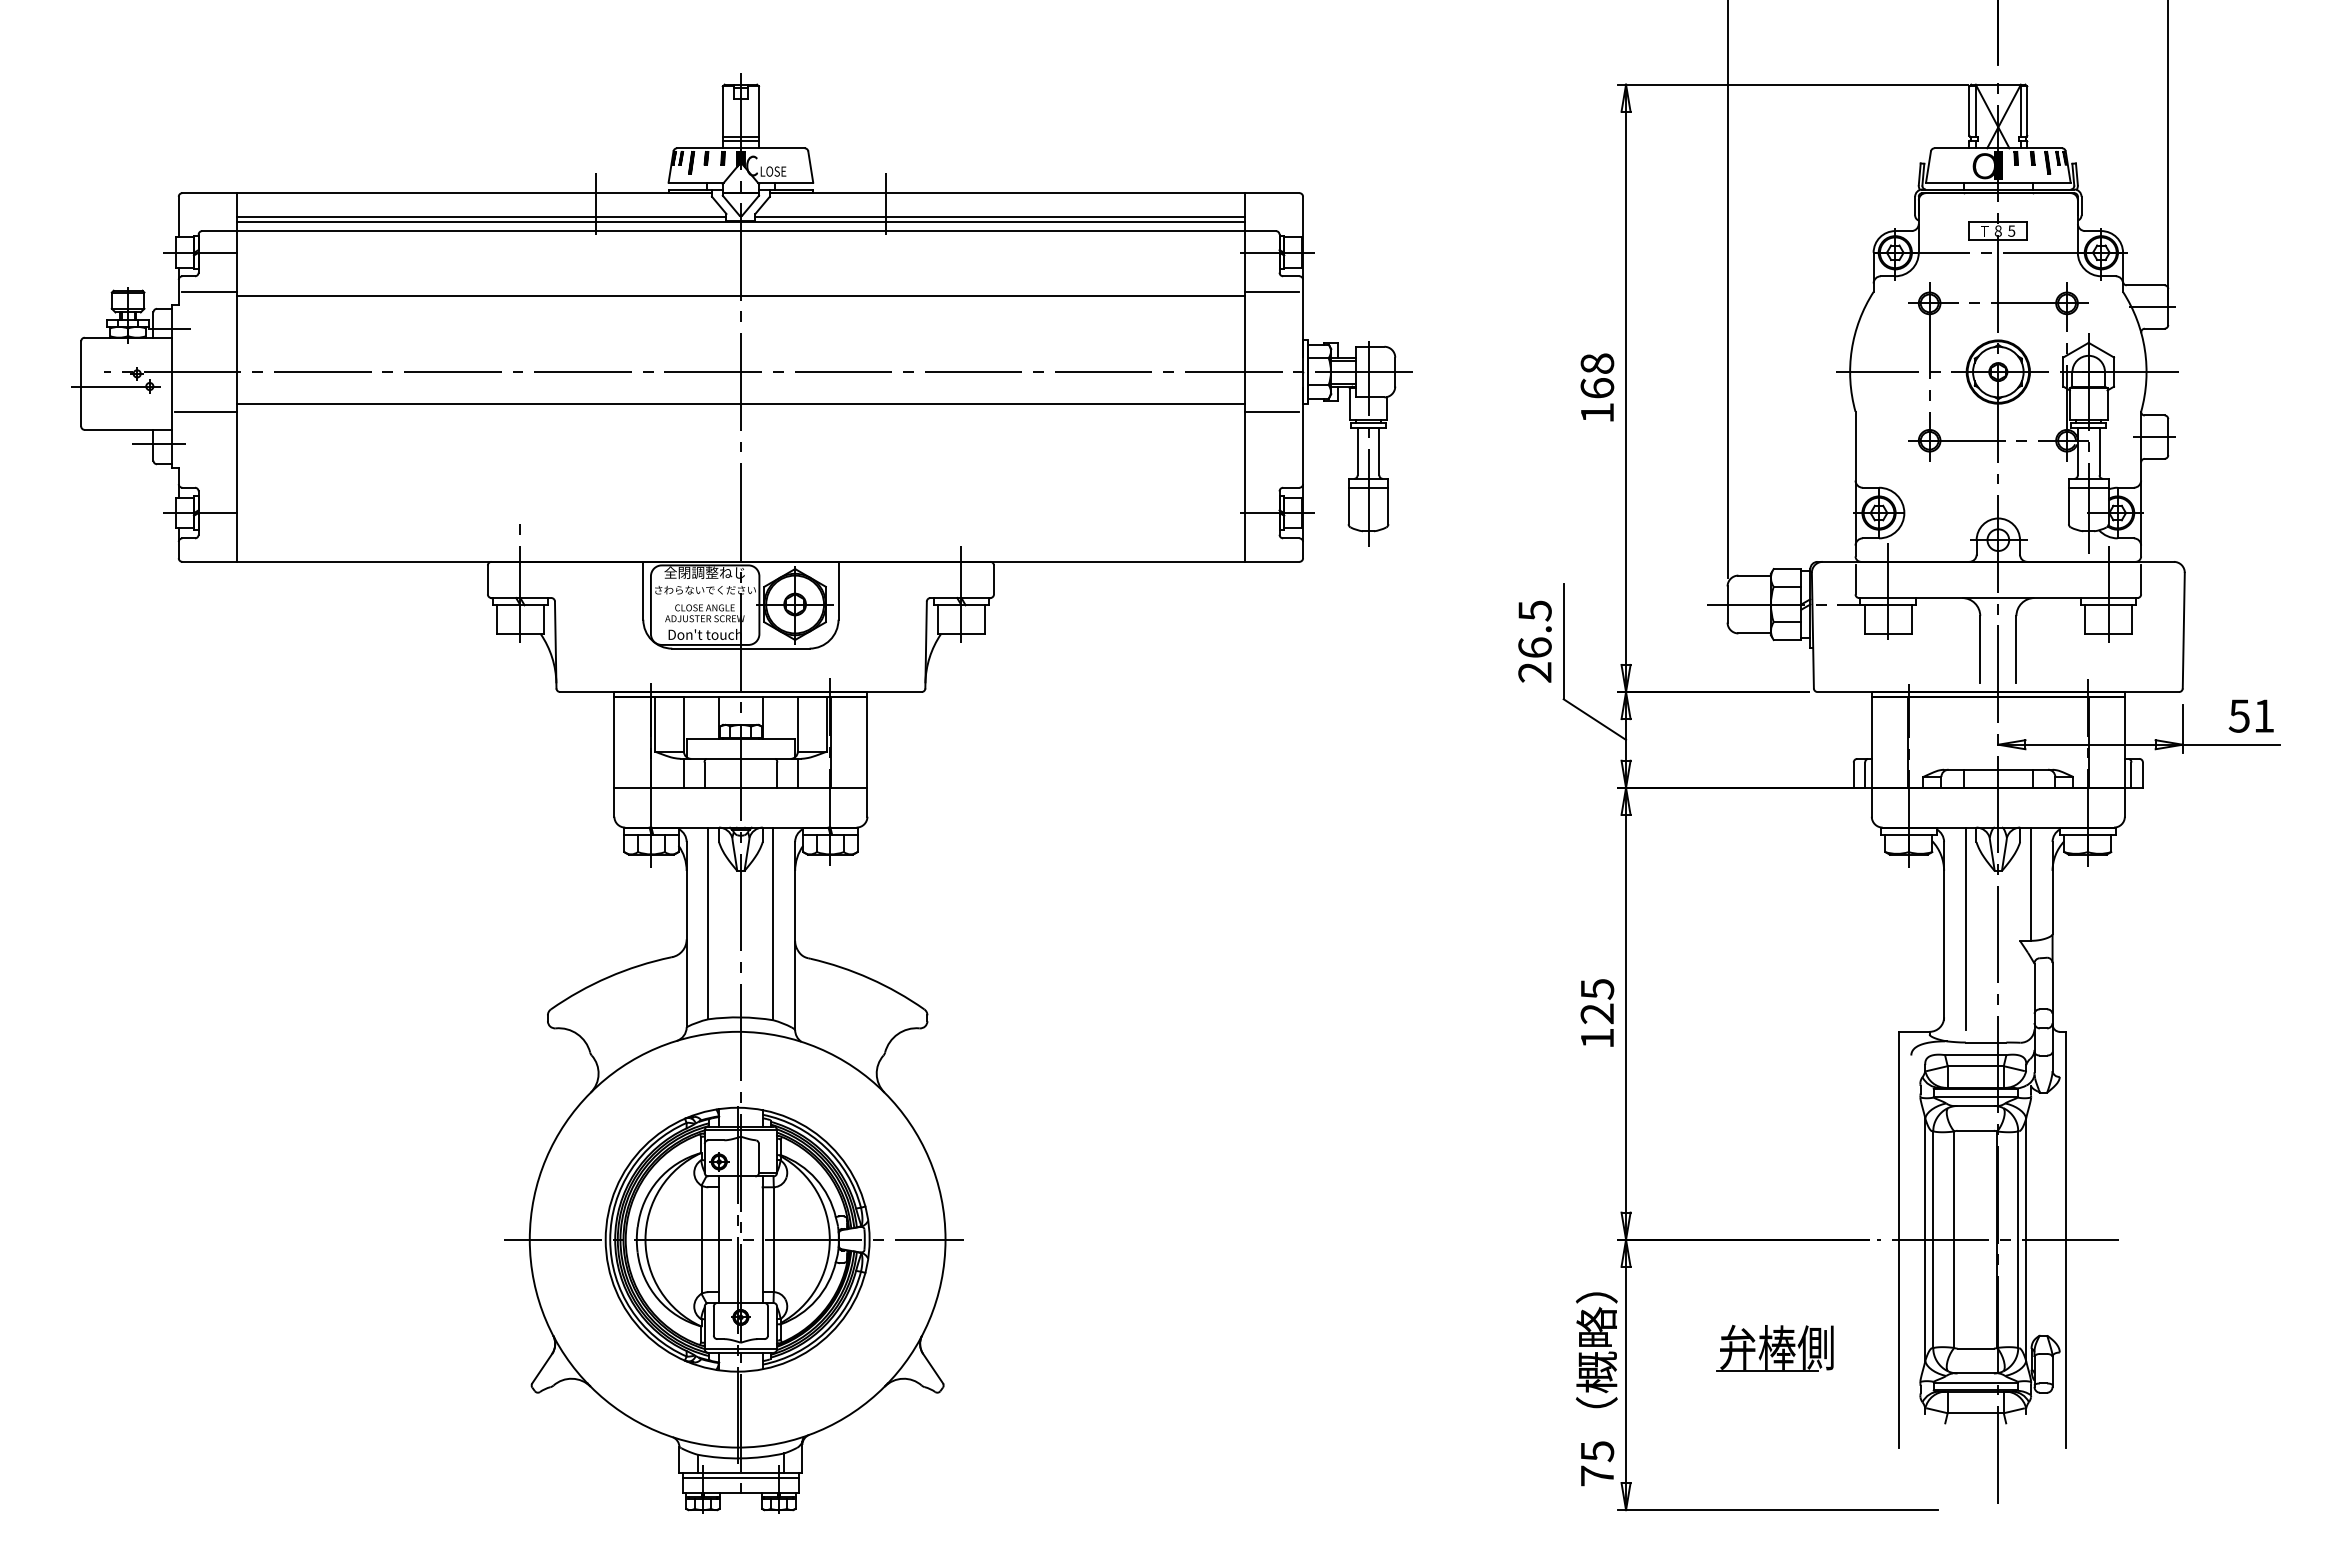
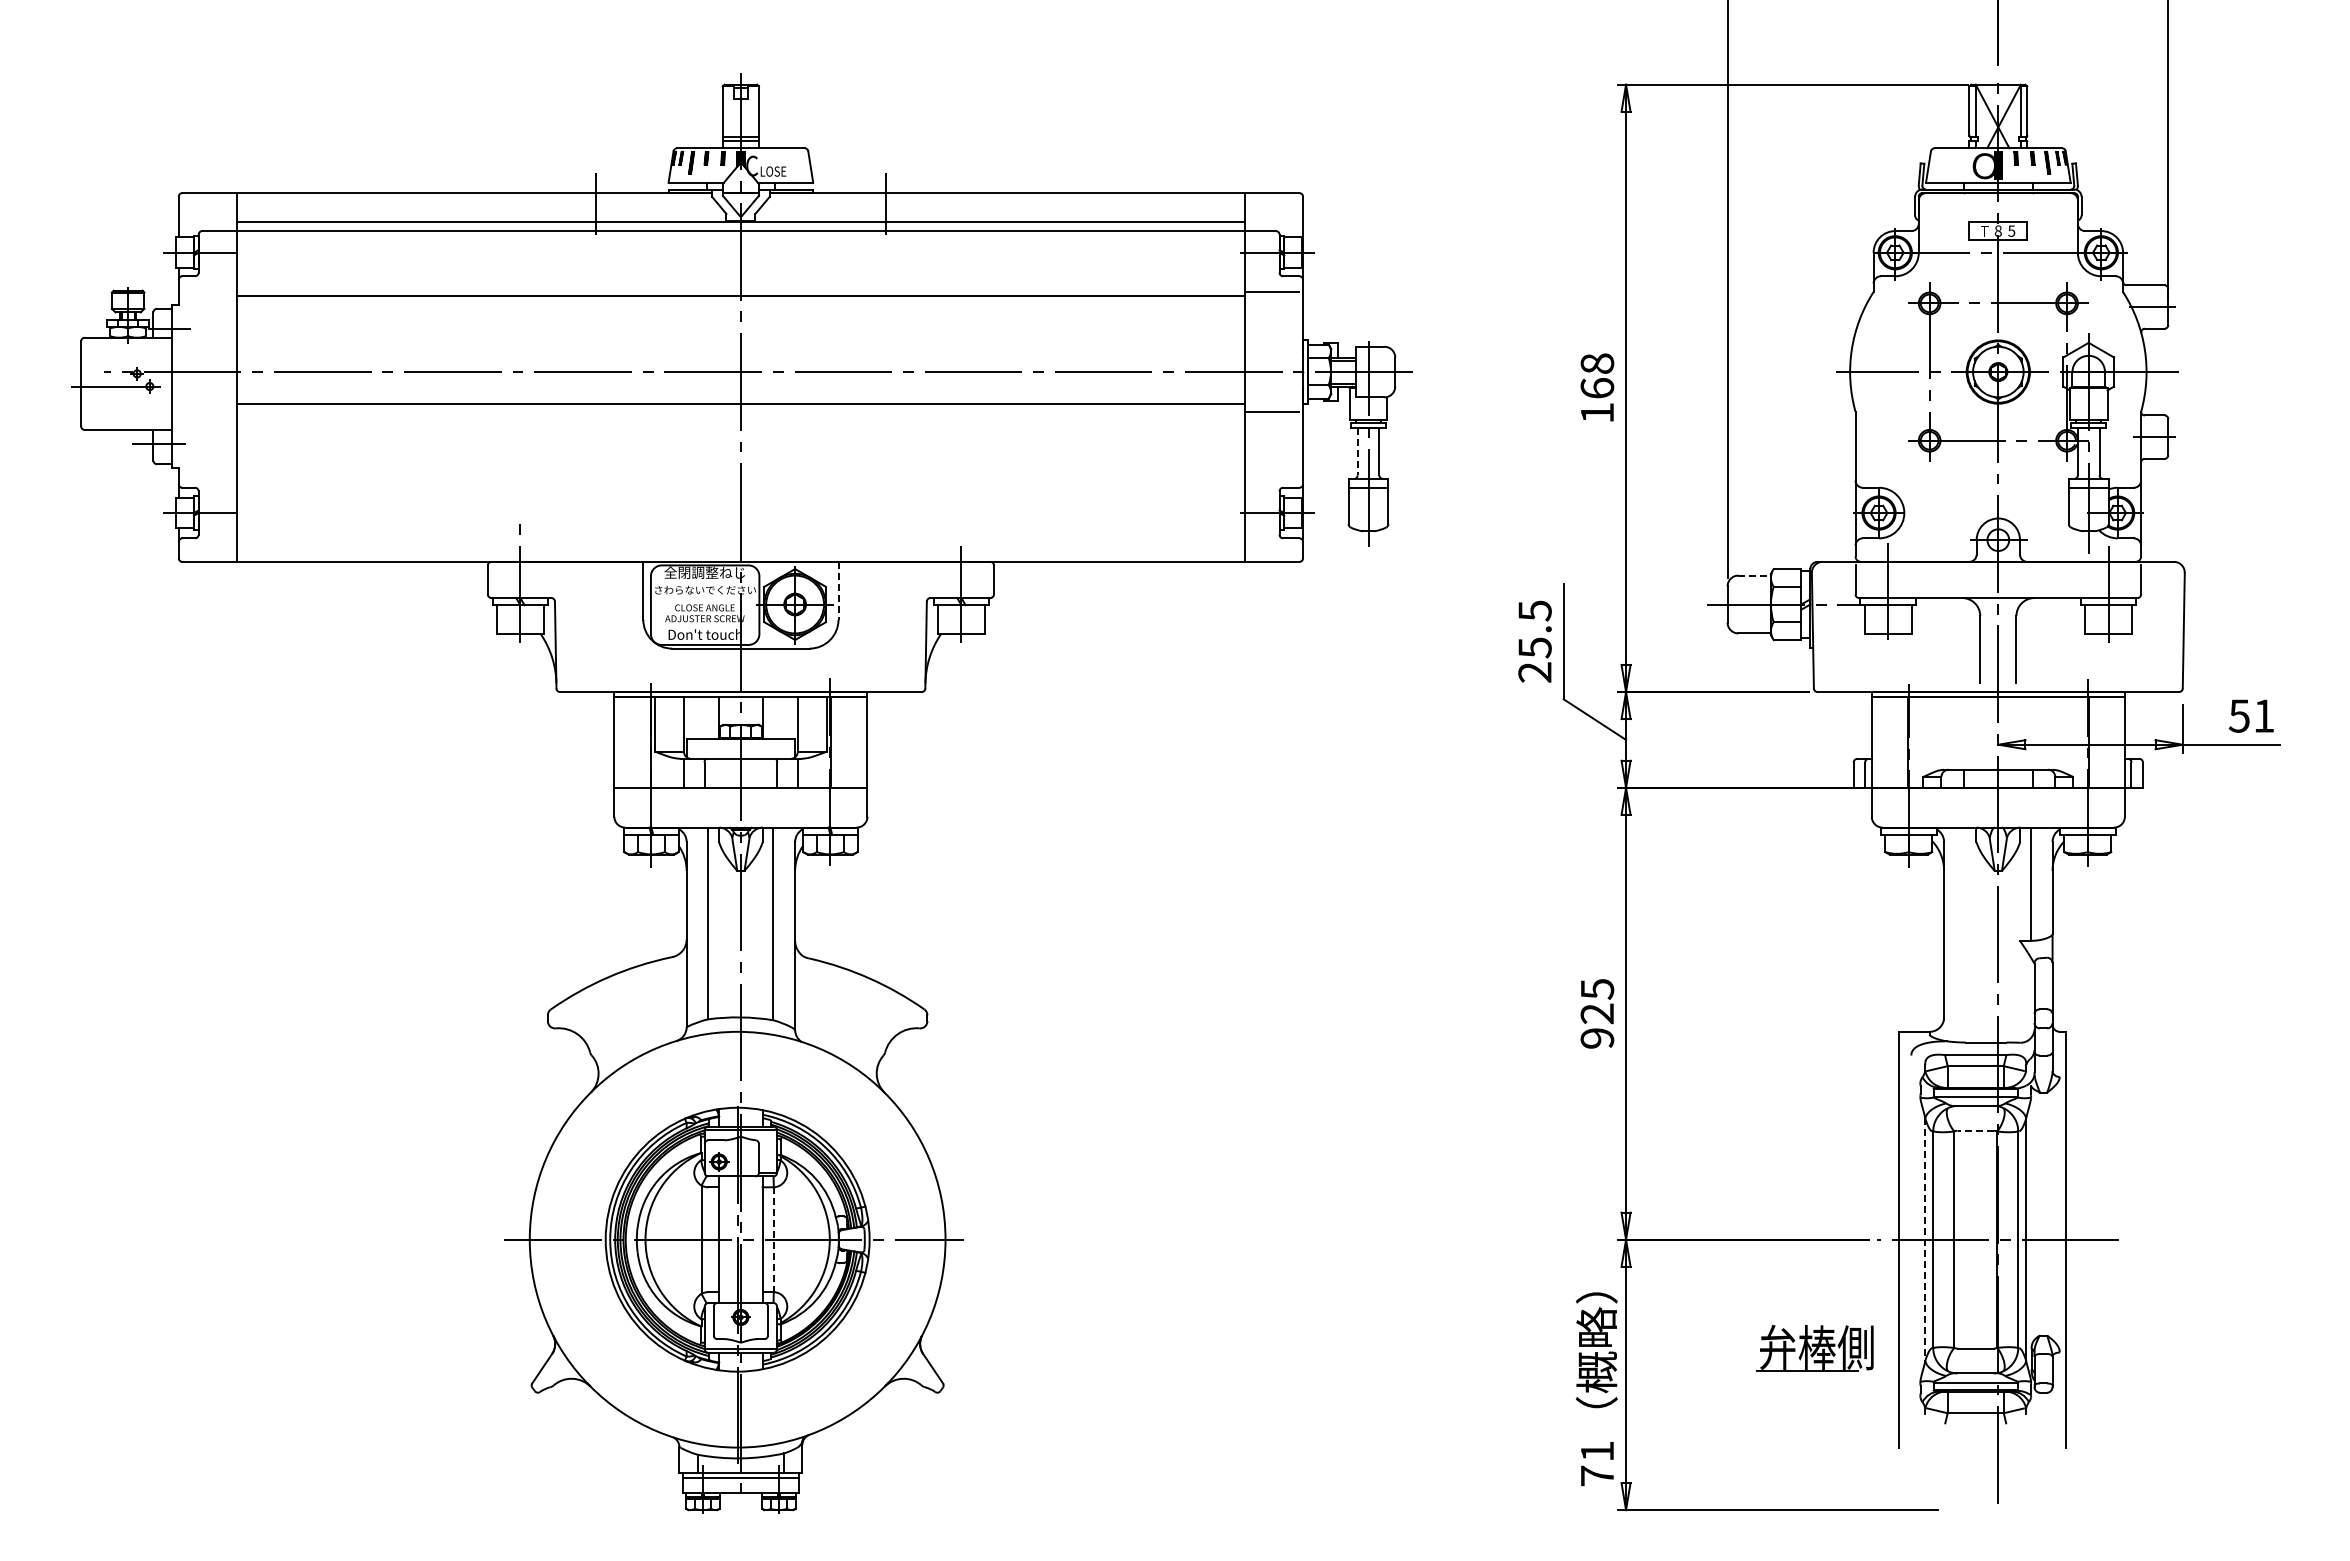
line: present -> none (481, 216)
line: present -> none (1000, 216)
line: present -> none (209, 291)
line: present -> none (205, 411)
line: solid -> dashed (1357, 452)
line: solid -> dashed (1755, 575)
line: solid -> dashed (838, 590)
text: 26.5 -> 25.5 (1534, 647)
line: present -> none (1965, 928)
text: 125 -> 925 (1597, 1038)
line: solid -> dashed (1975, 1130)
line: solid -> dashed (773, 1240)
line: solid -> dashed (1925, 1240)
part position: (1774, 1347) -> (1814, 1347) (1814, 1347)
text: 75 -> 71 (1597, 1451)
